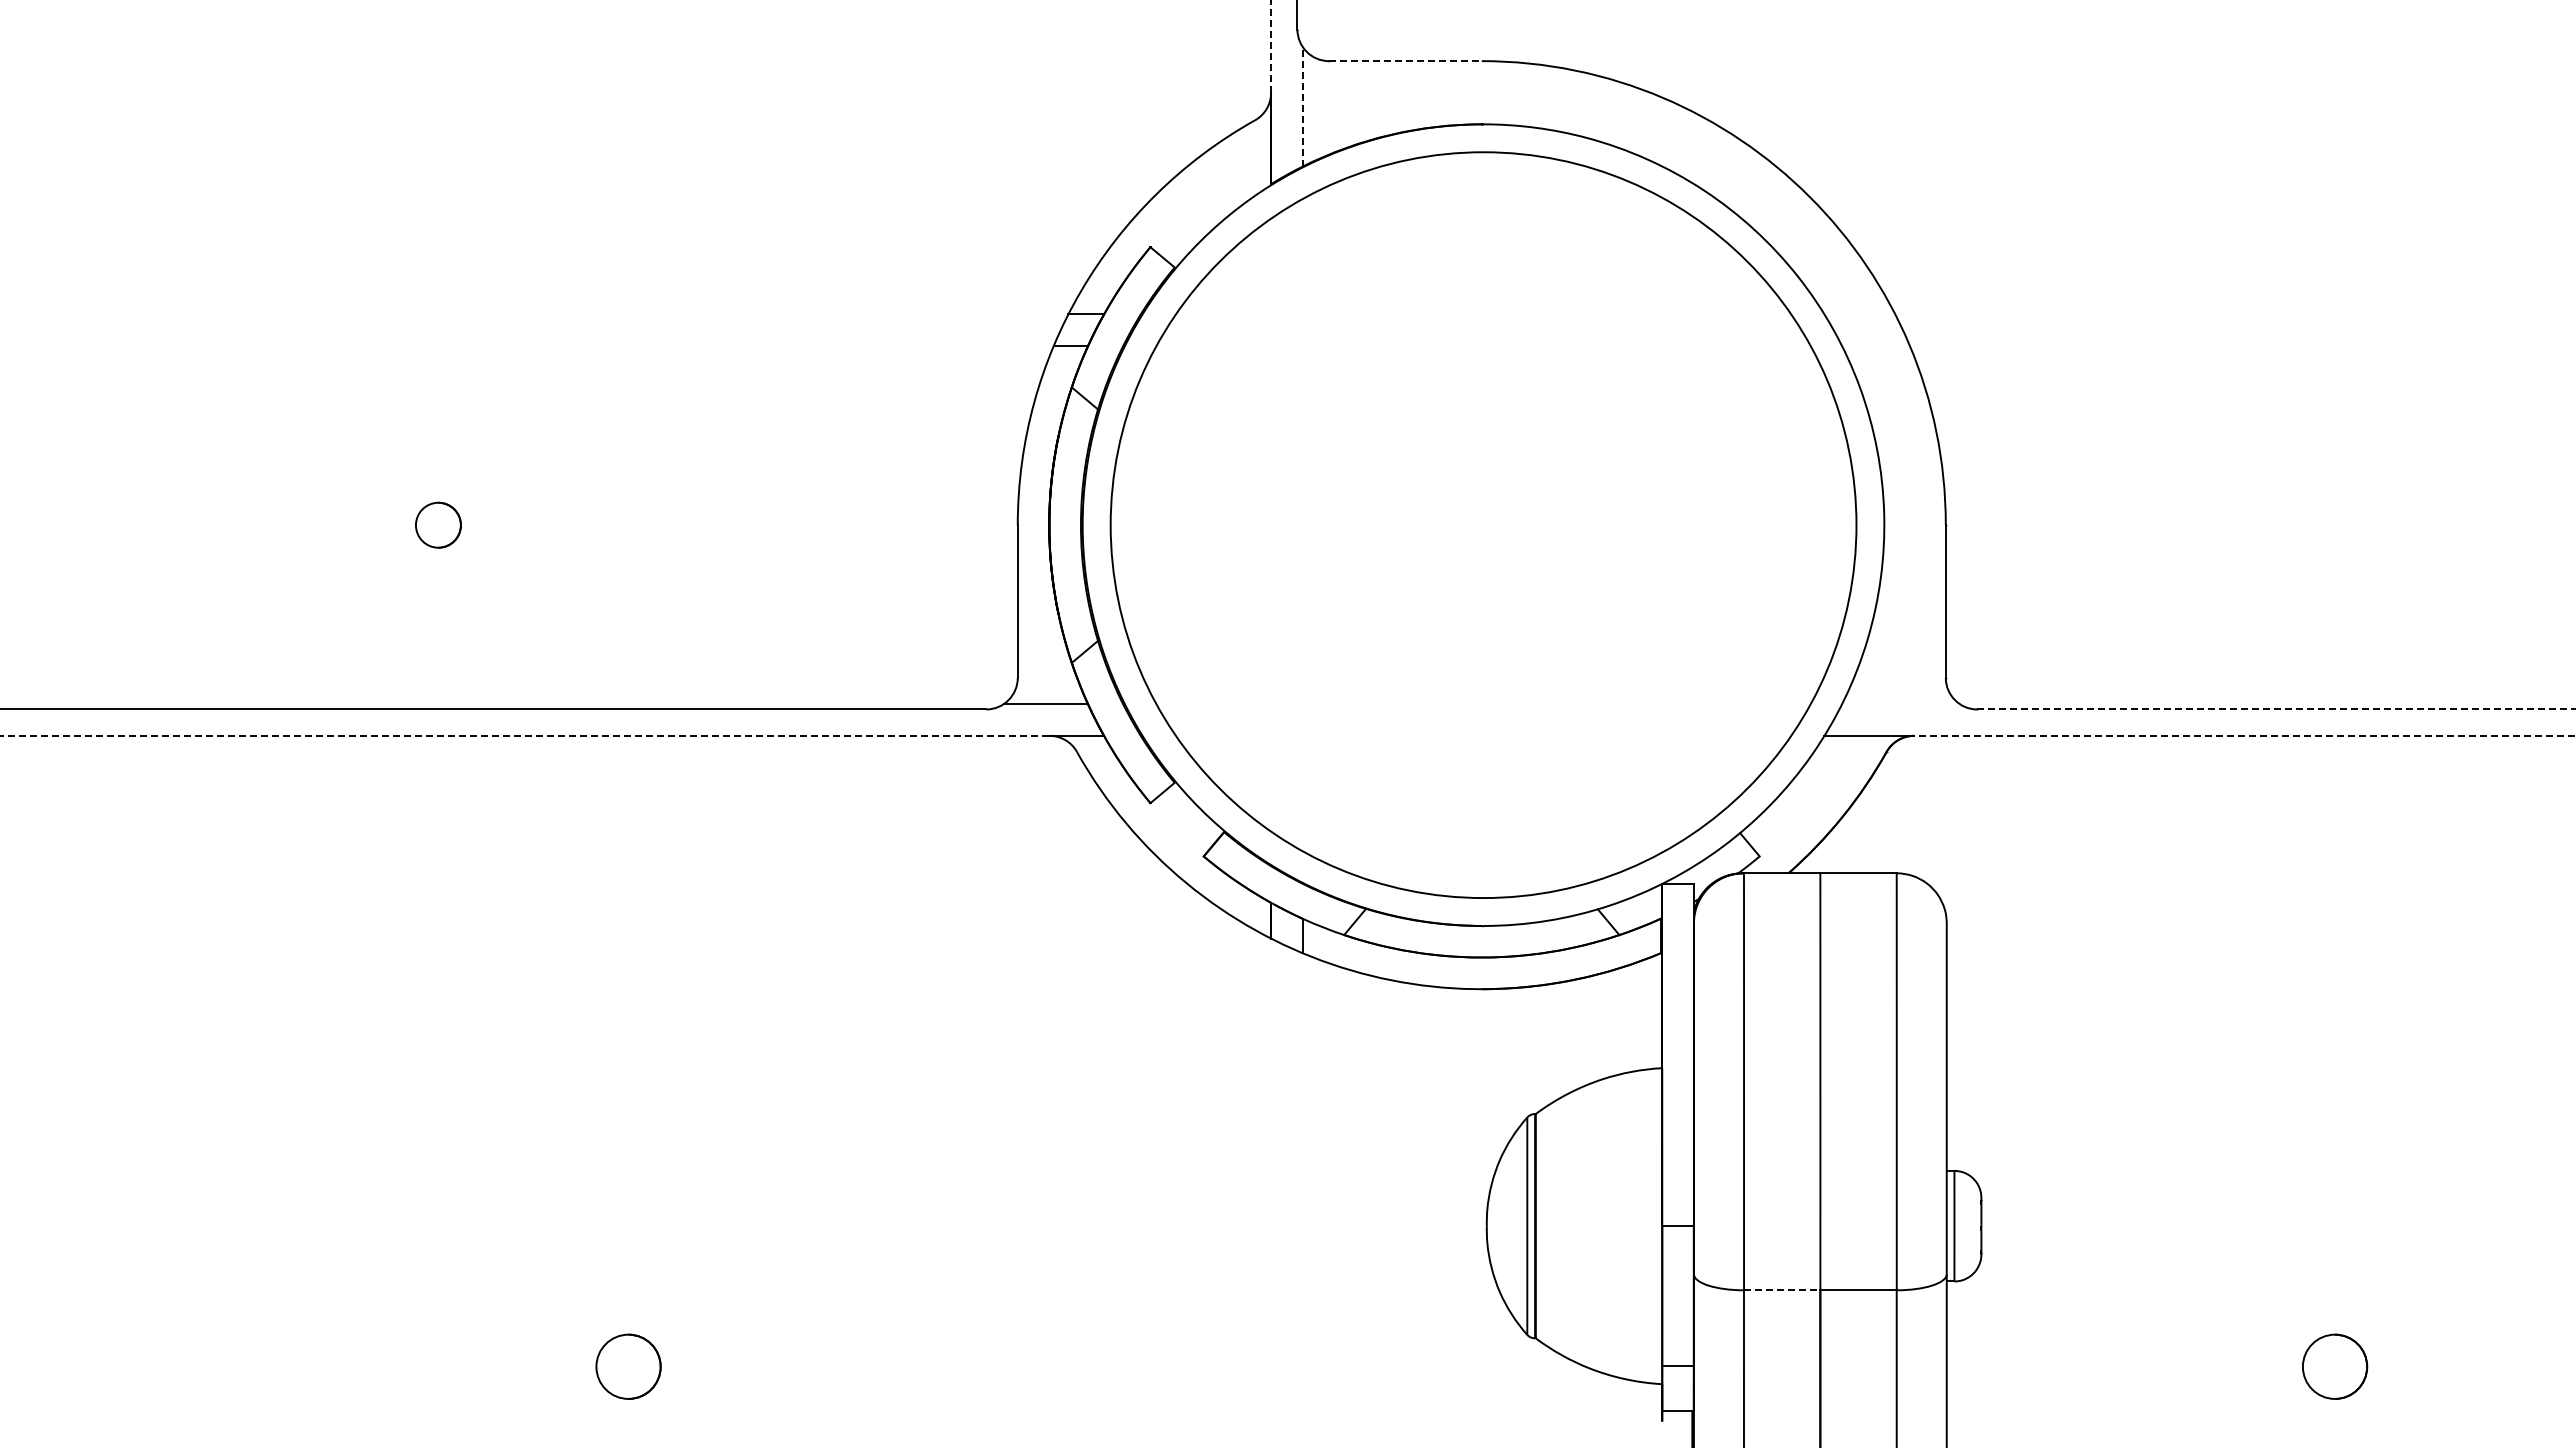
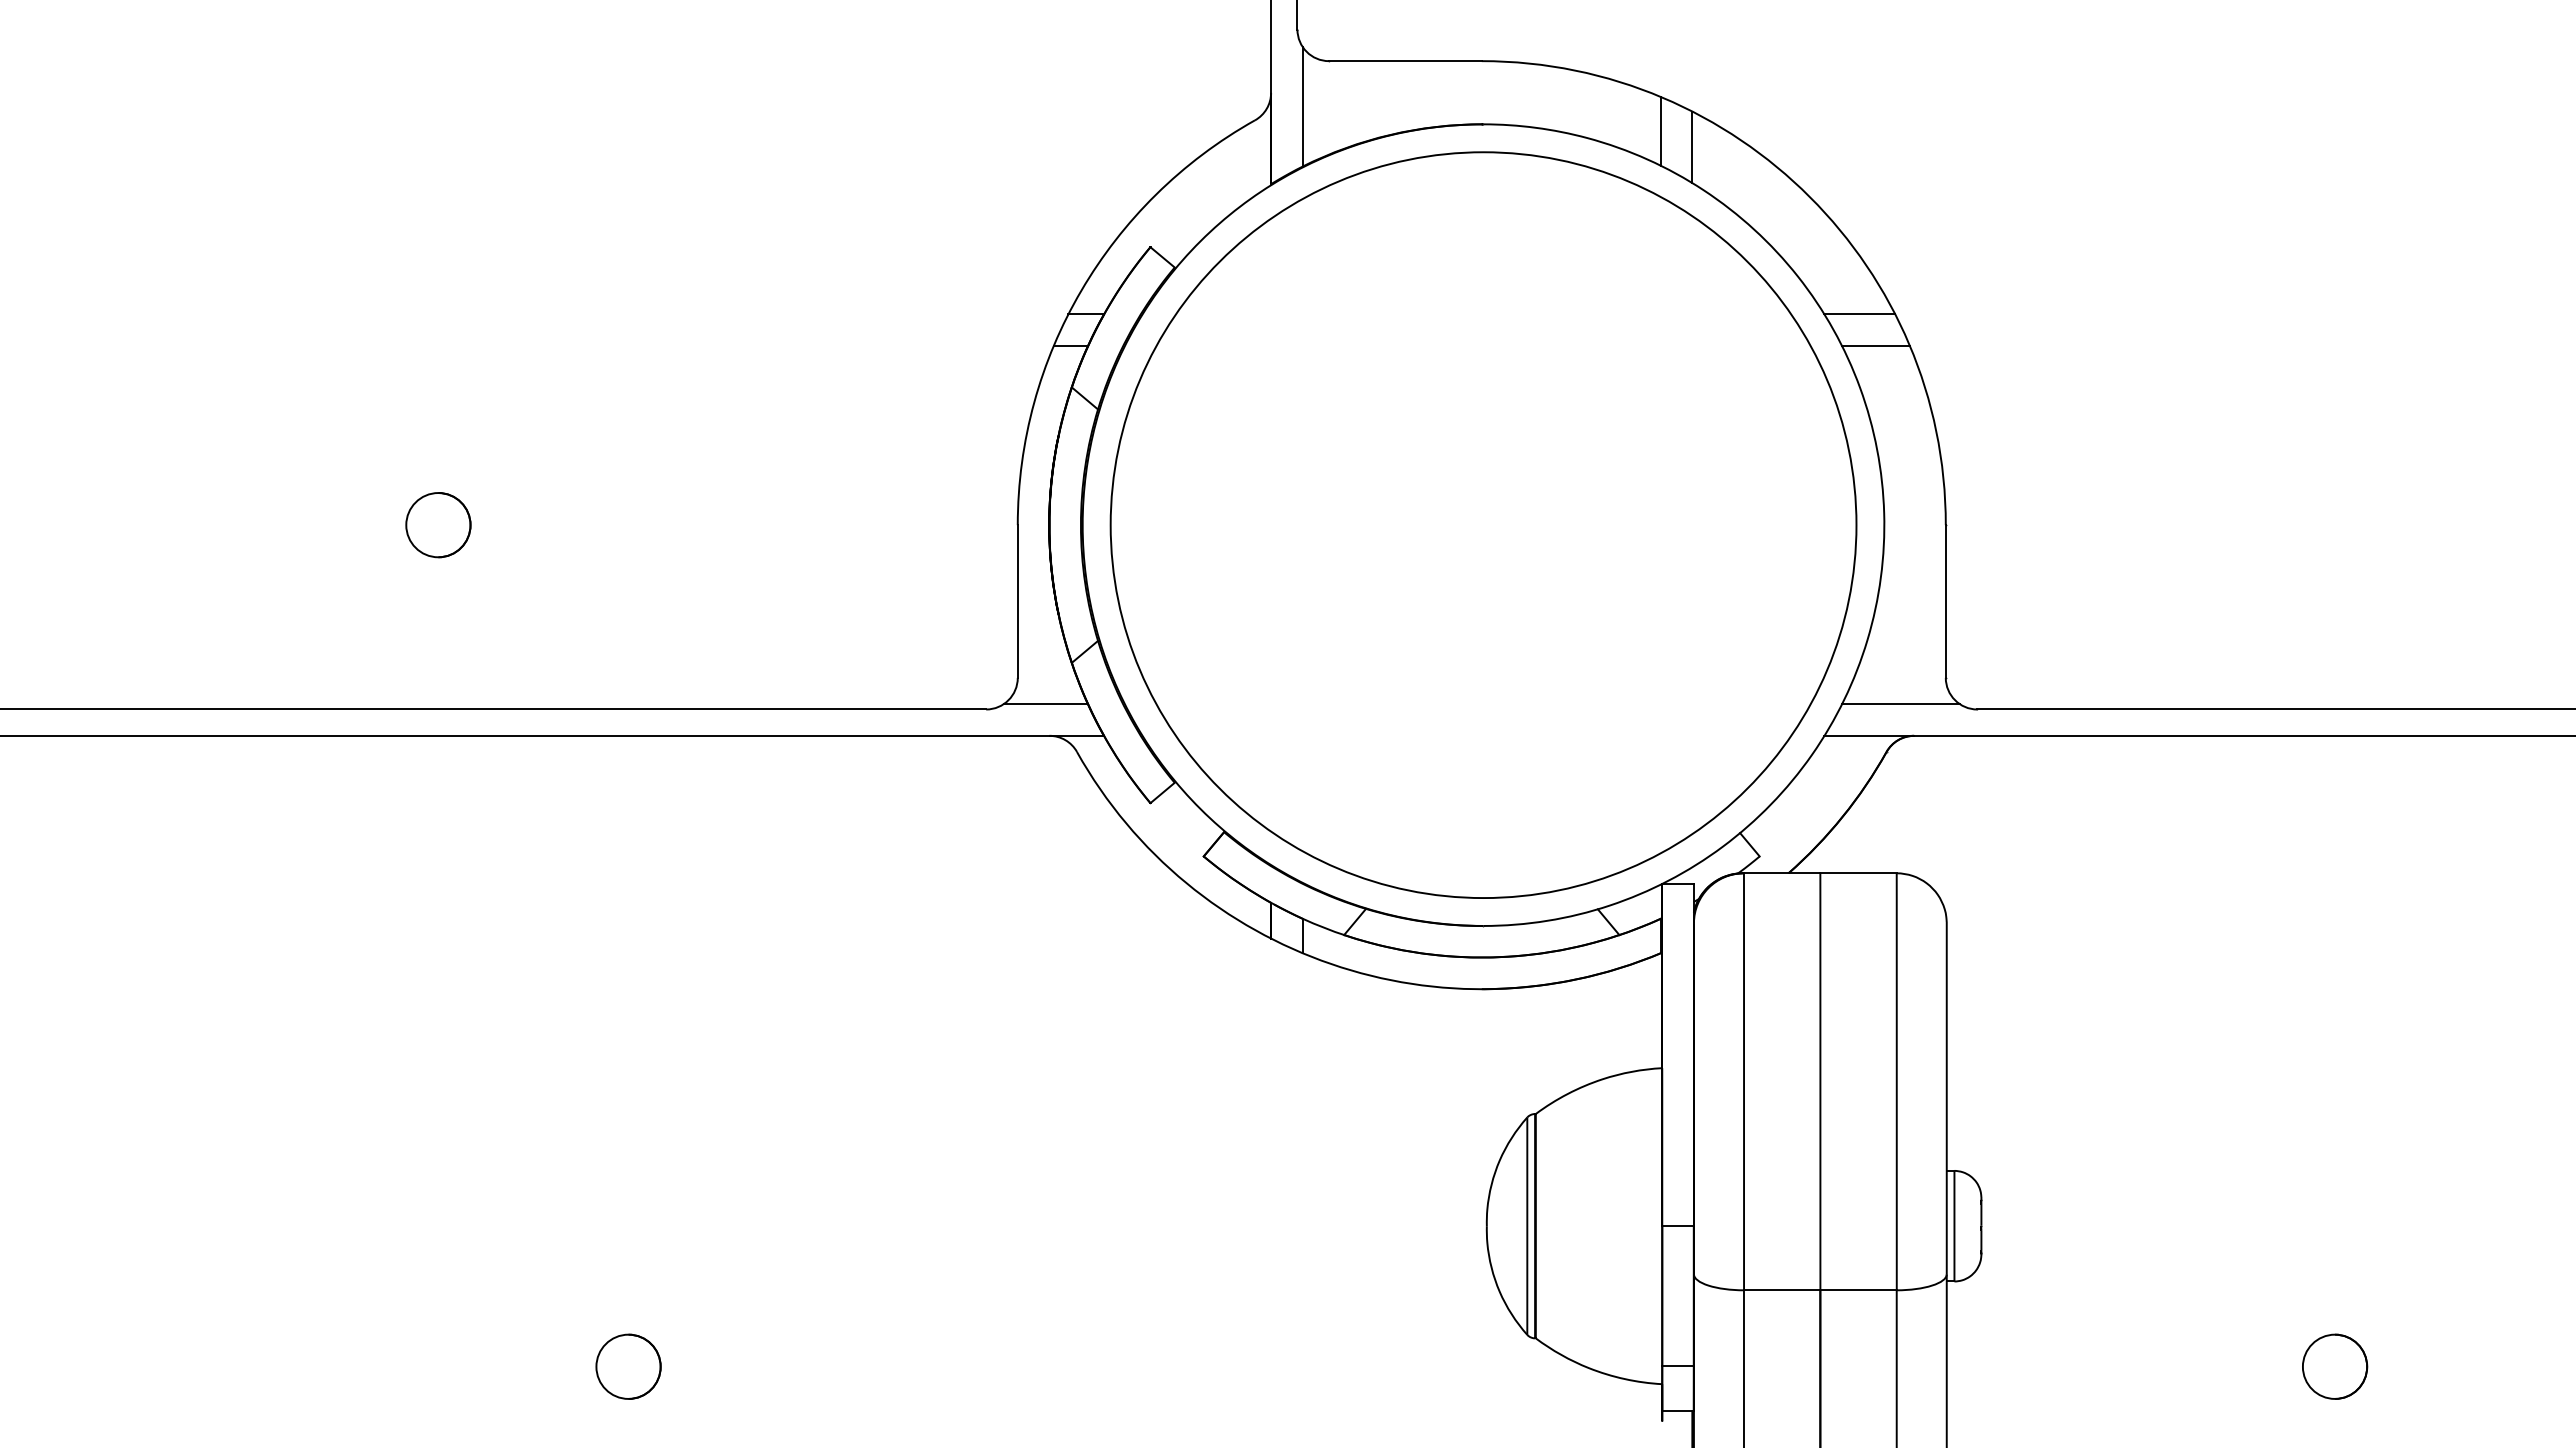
line: dashed -> solid (1271, 45)
line: dashed -> solid (1405, 61)
line: dashed -> solid (1302, 106)
line: none -> present (1660, 131)
line: none -> present (1692, 147)
line: none -> present (1859, 314)
line: none -> present (1875, 346)
circle size: 47x48 px -> 67x67 px (438, 525)
line: none -> present (1900, 704)
line: dashed -> solid (2277, 709)
line: dashed -> solid (524, 735)
line: dashed -> solid (2244, 735)
line: dashed -> solid (1782, 1290)
